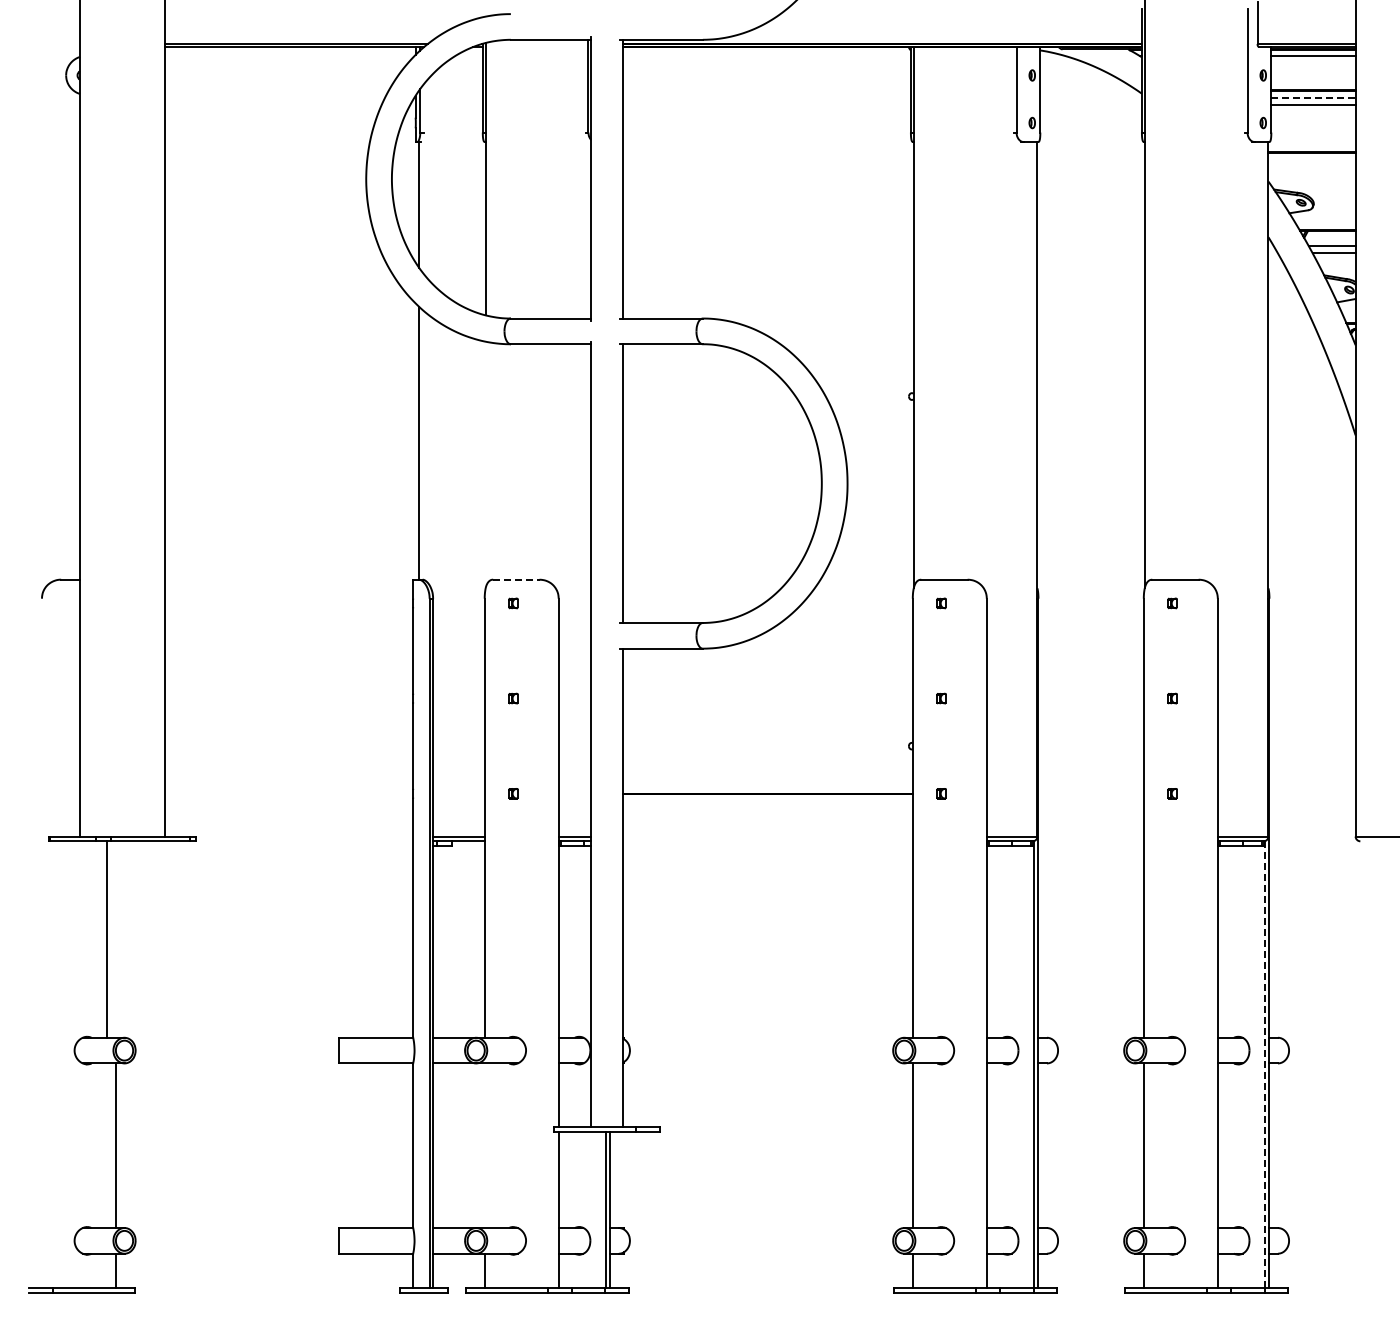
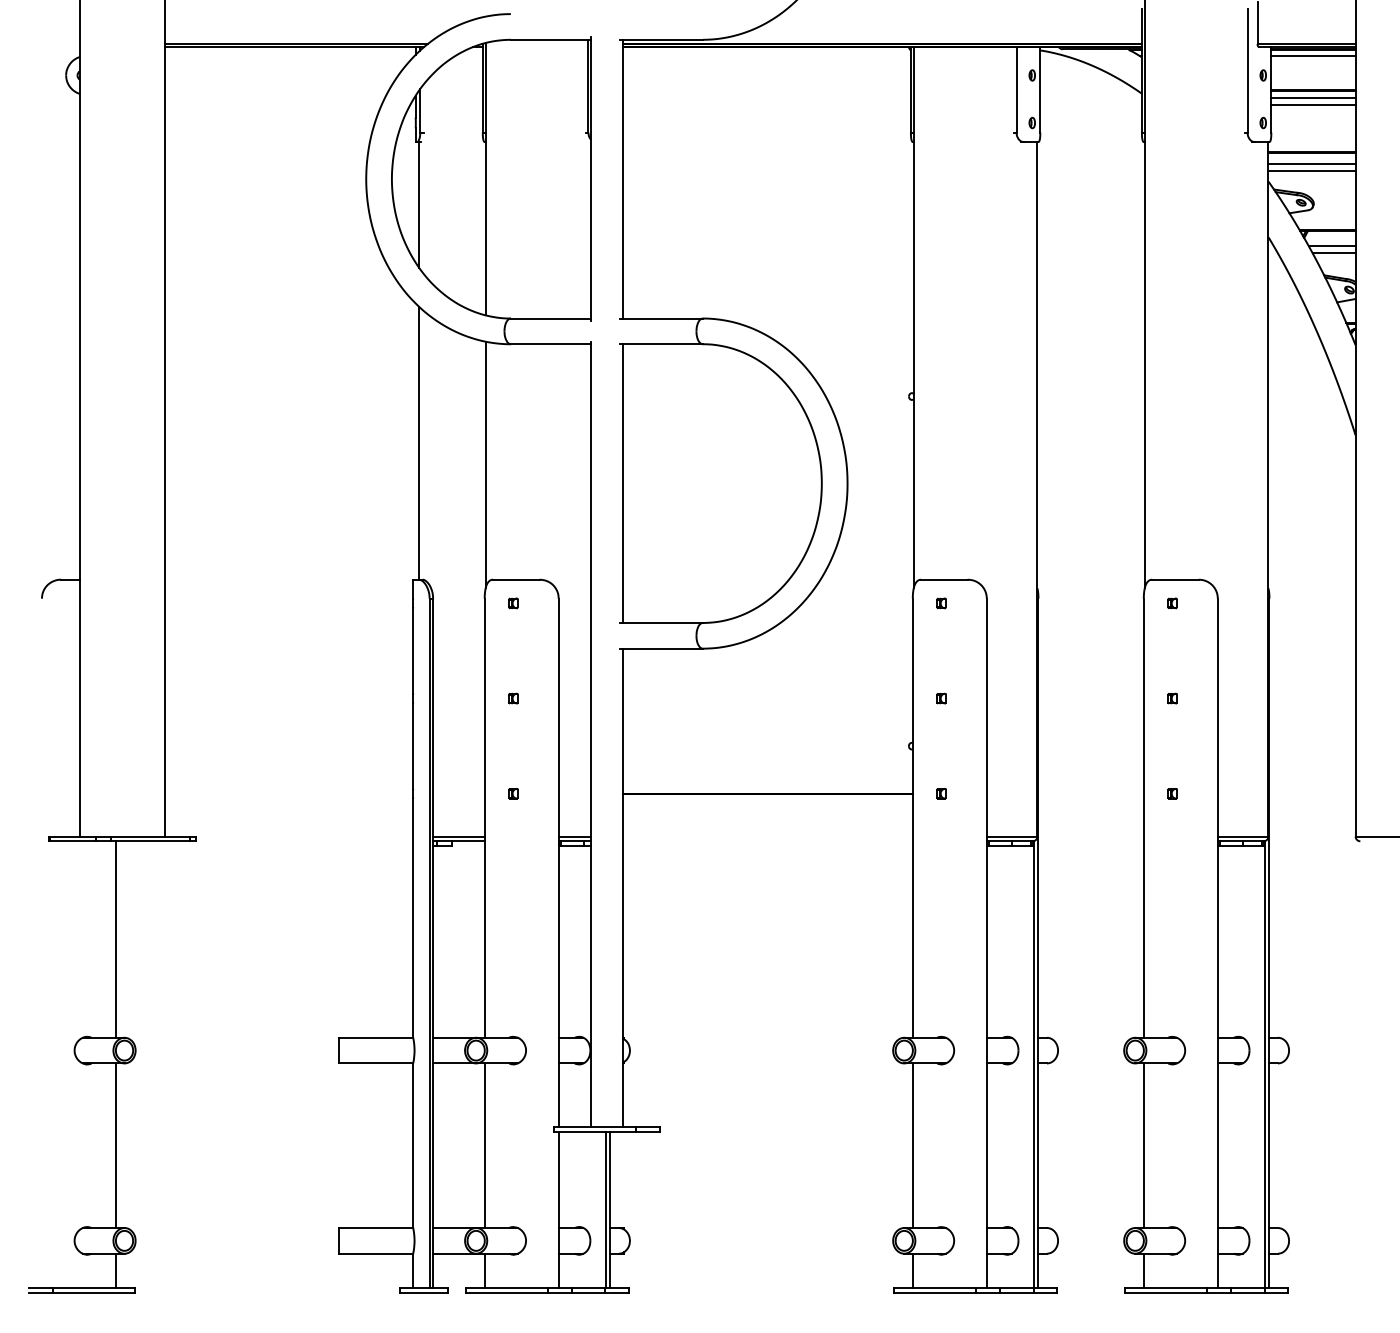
line: dashed -> solid (1313, 98)
line: none -> present (1311, 164)
line: none -> present (1311, 170)
line: none -> present (485, 464)
line: dashed -> solid (516, 579)
line position: (106, 939) -> (115, 939) (115, 939)
line: dashed -> solid (1264, 1064)
line: none -> present (484, 1145)
